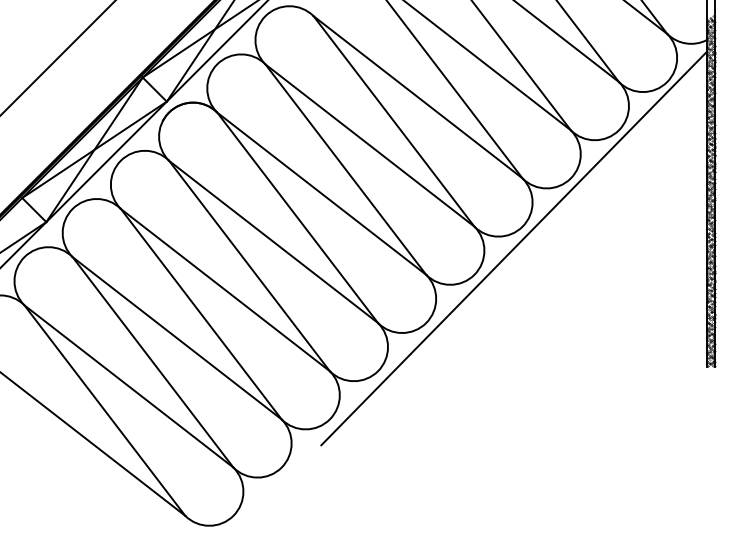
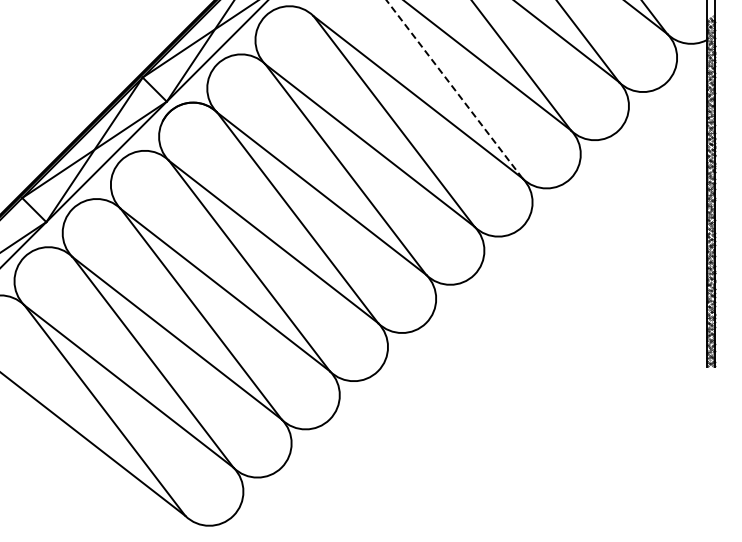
line: present -> none (58, 57)
line: solid -> dashed (454, 89)
line: present -> none (513, 248)
